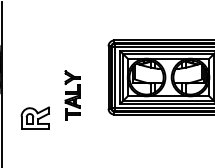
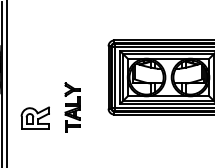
line: none -> present (6, 83)
part position: (72, 95) -> (72, 107) (72, 107)
